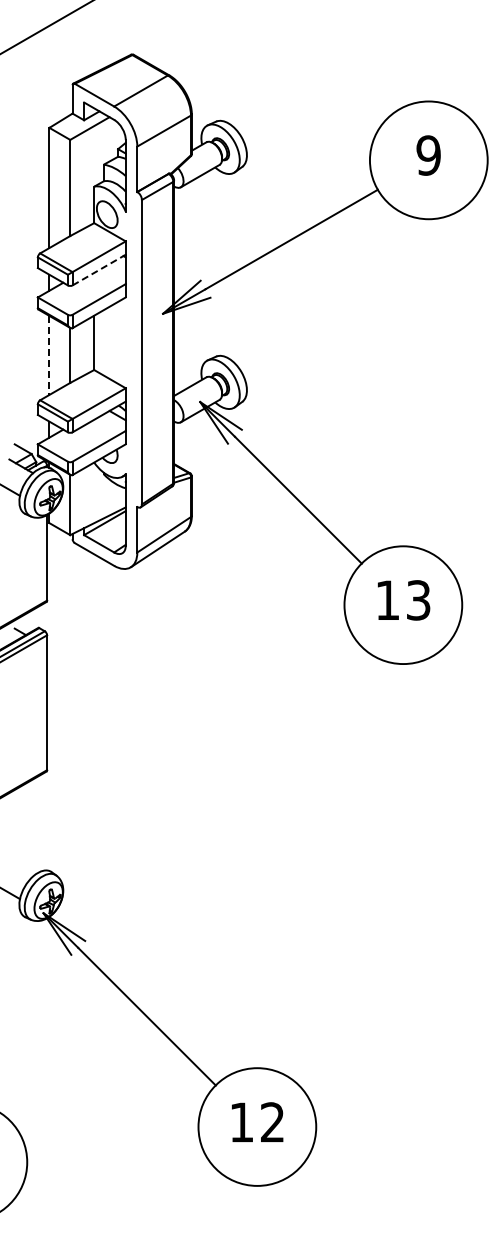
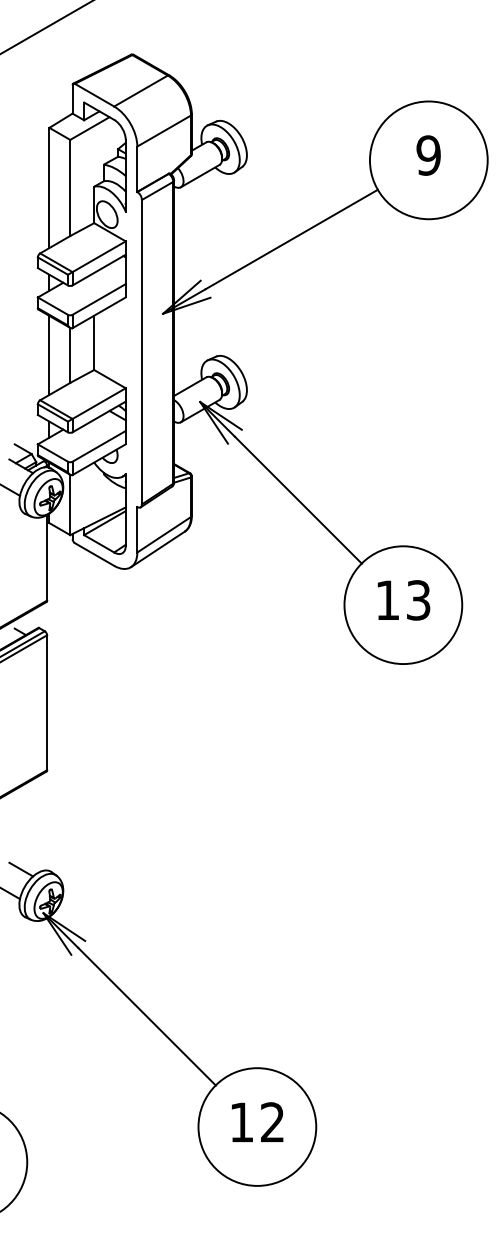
line: dashed -> solid (99, 270)
line: dashed -> solid (49, 355)
line: none -> present (21, 869)
